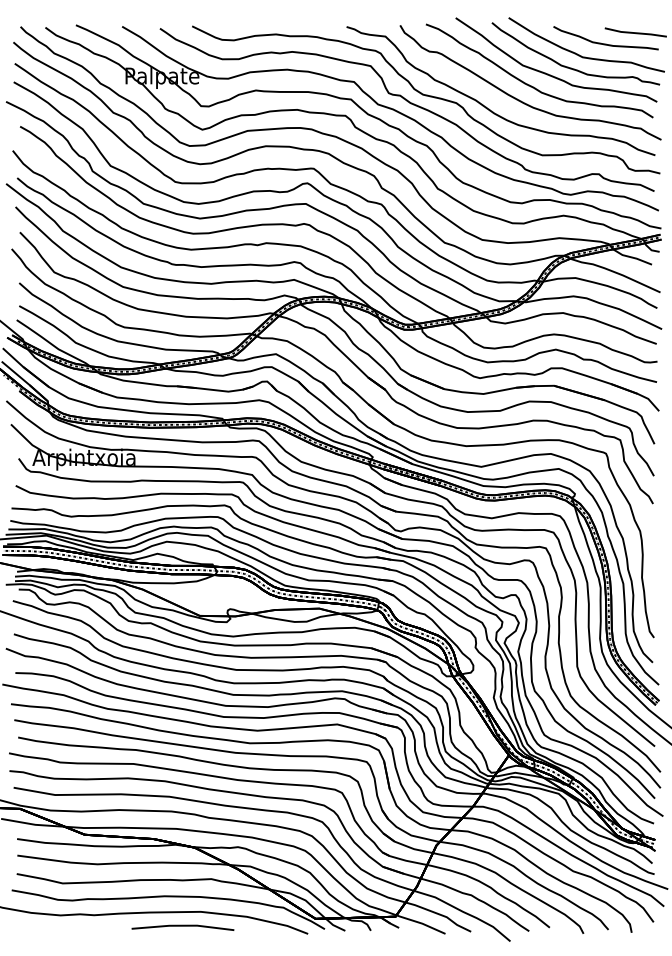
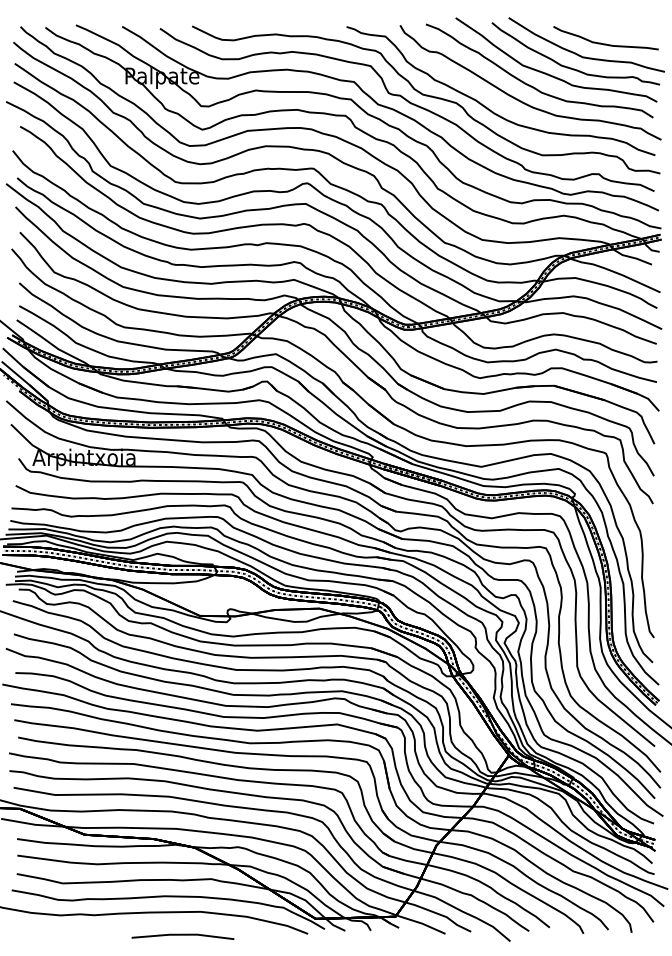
line: present -> none (635, 32)
line position: (182, 926) -> (182, 935) (182, 935)
